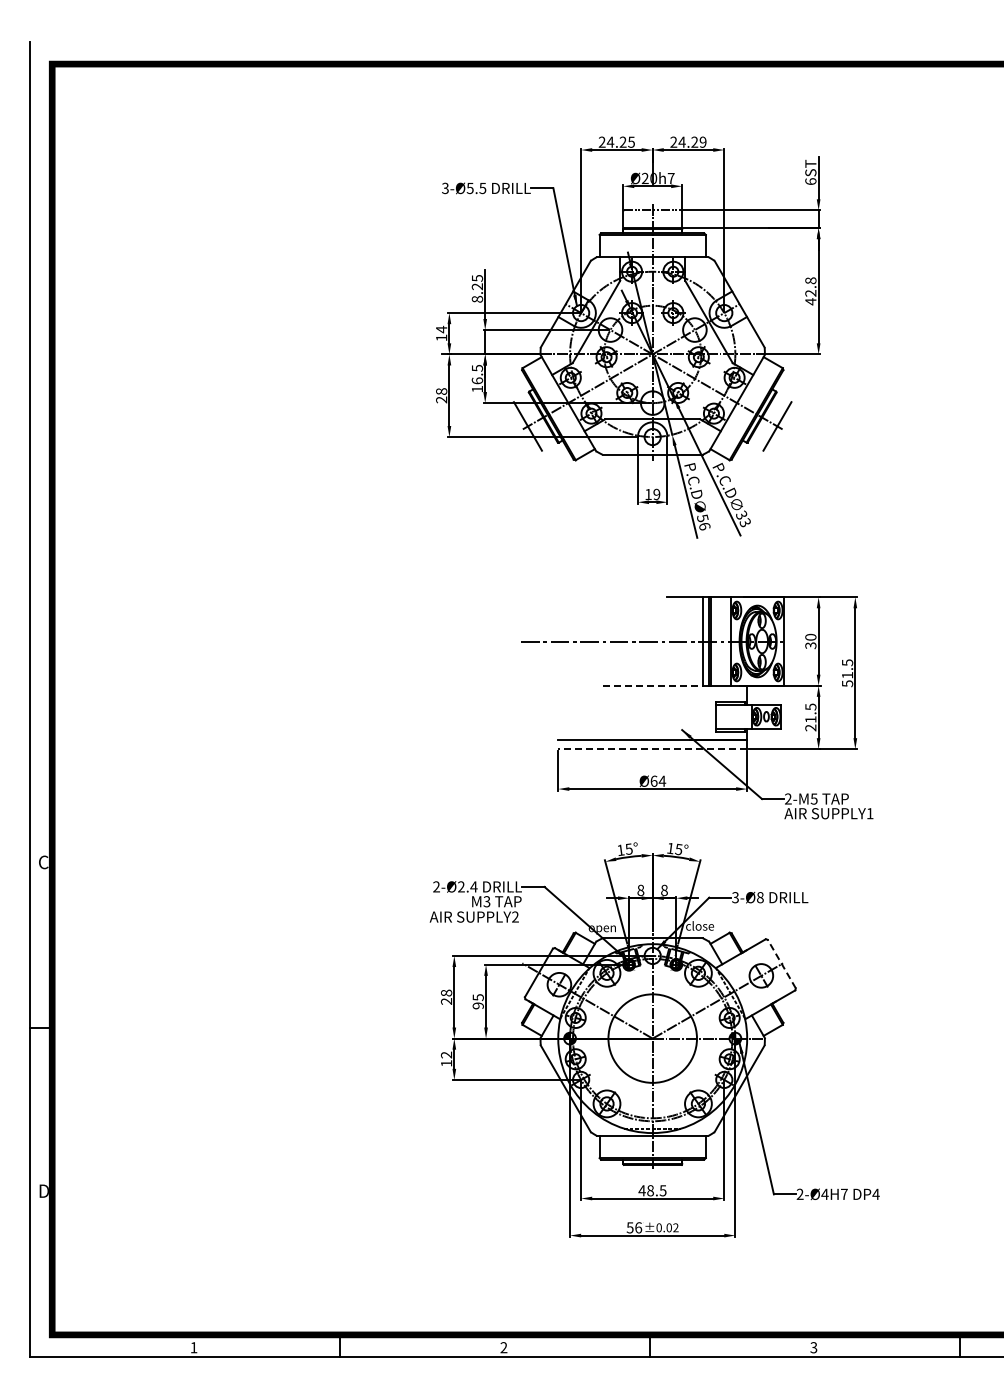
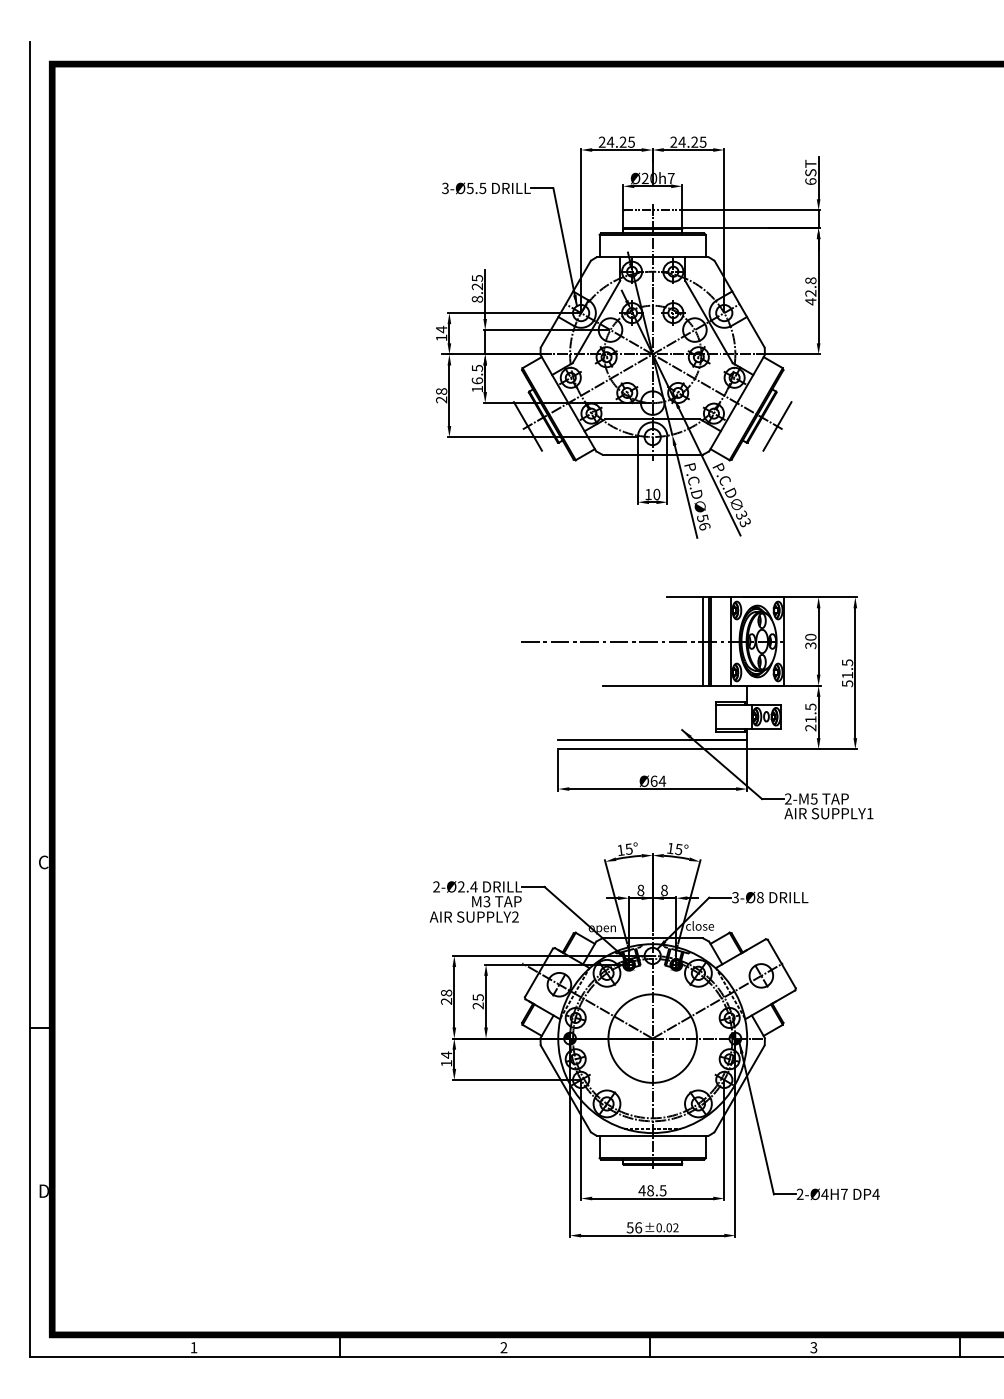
text: 24.29 -> 24.25 (702, 141)
text: 19 -> 10 (656, 494)
line: dashed -> solid (653, 685)
line: dashed -> solid (652, 749)
line: dashed -> solid (781, 963)
text: 95 -> 25 (478, 1005)
text: 12 -> 14 (446, 1054)
